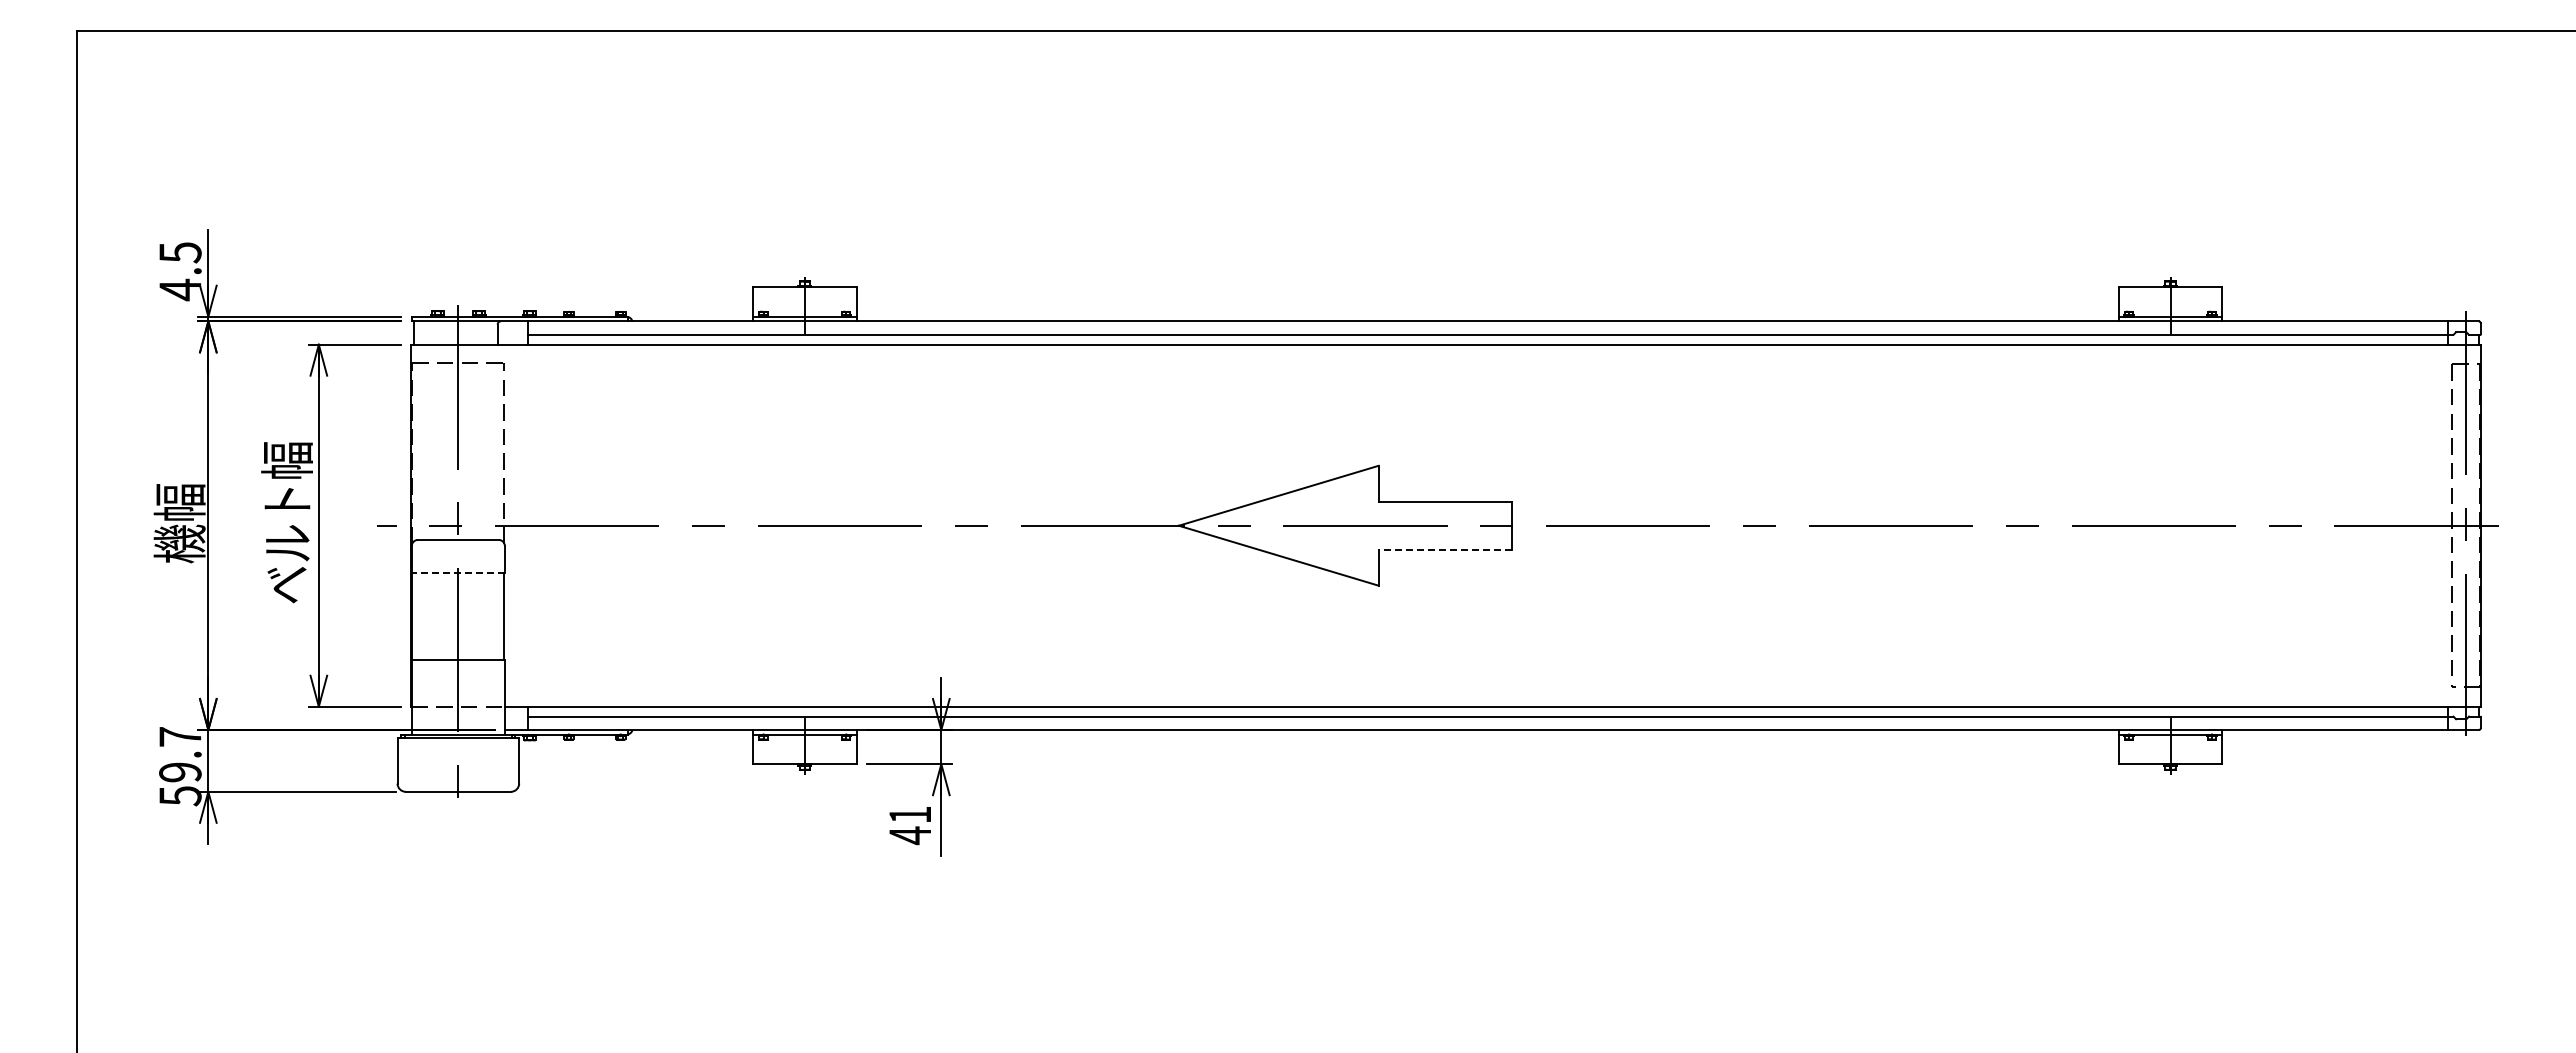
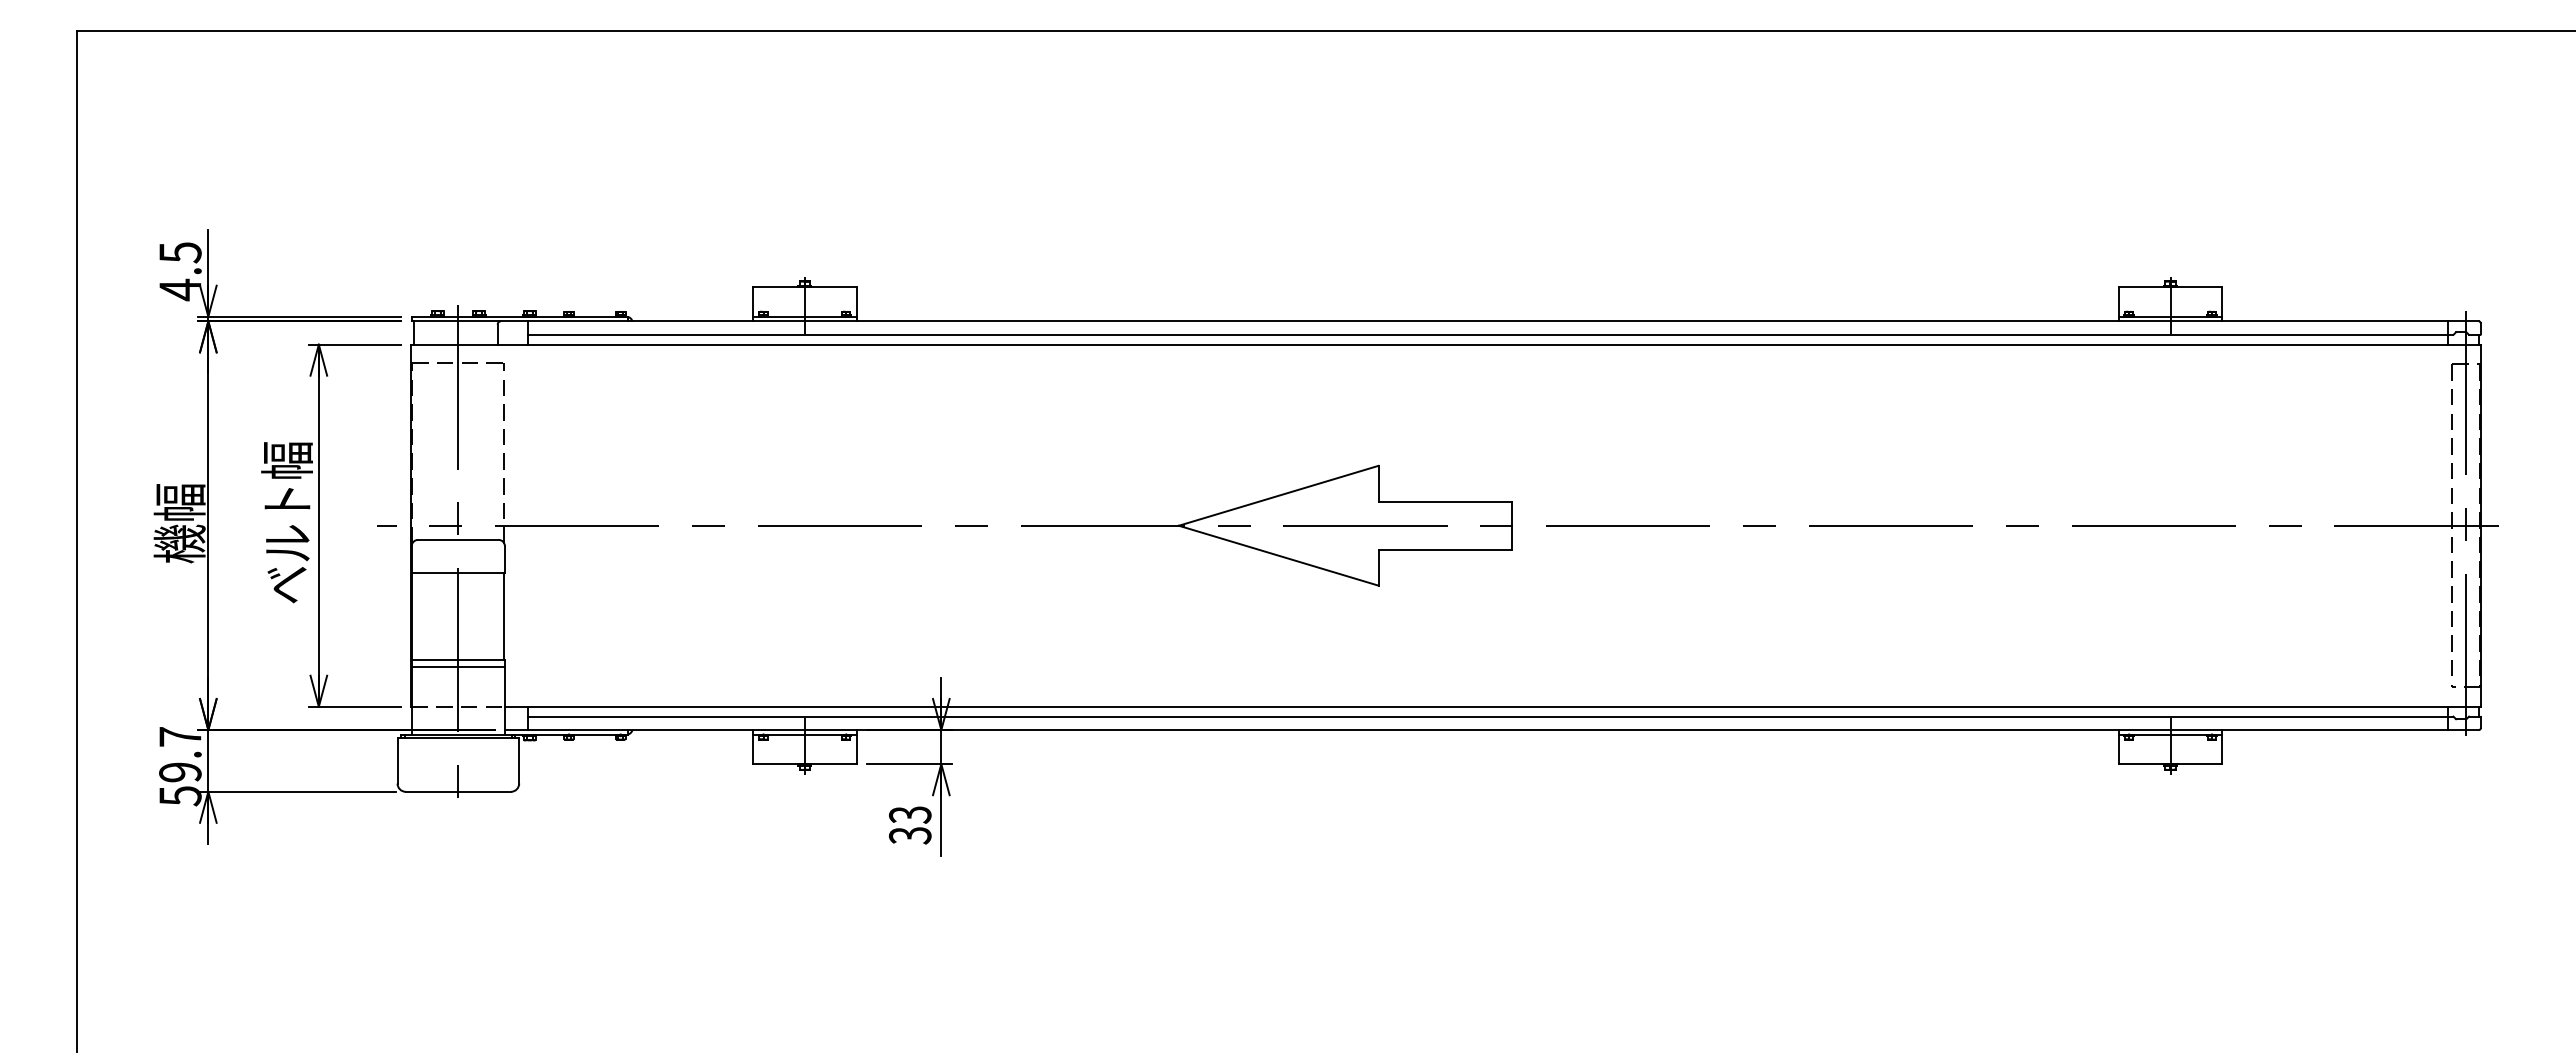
line: dashed -> solid (1445, 549)
line: dashed -> solid (458, 573)
line: none -> present (457, 666)
text: 41 -> 33 (909, 825)
